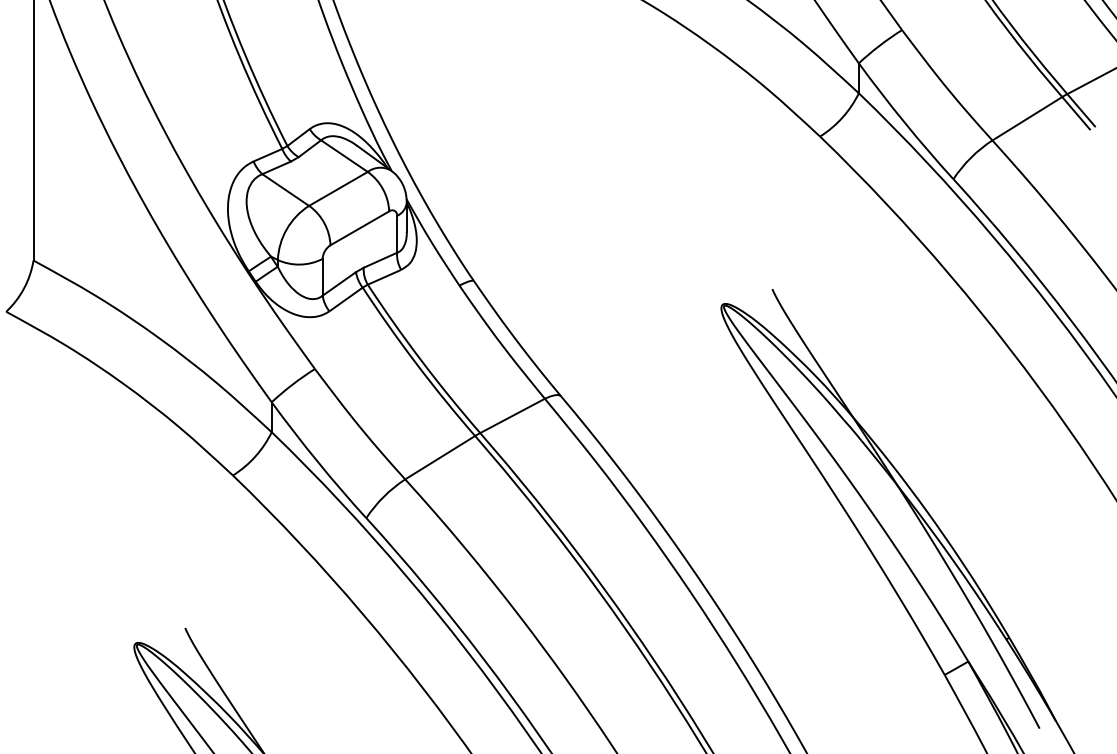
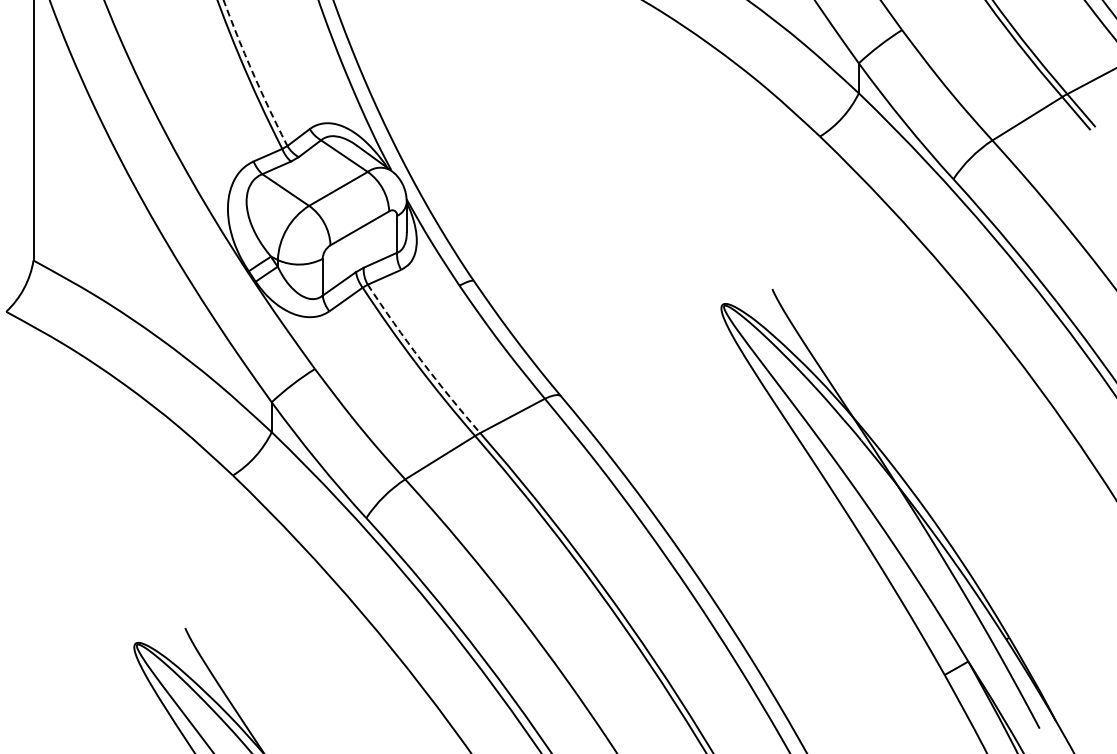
arc: solid -> dashed (253, 74)
arc: solid -> dashed (421, 360)
